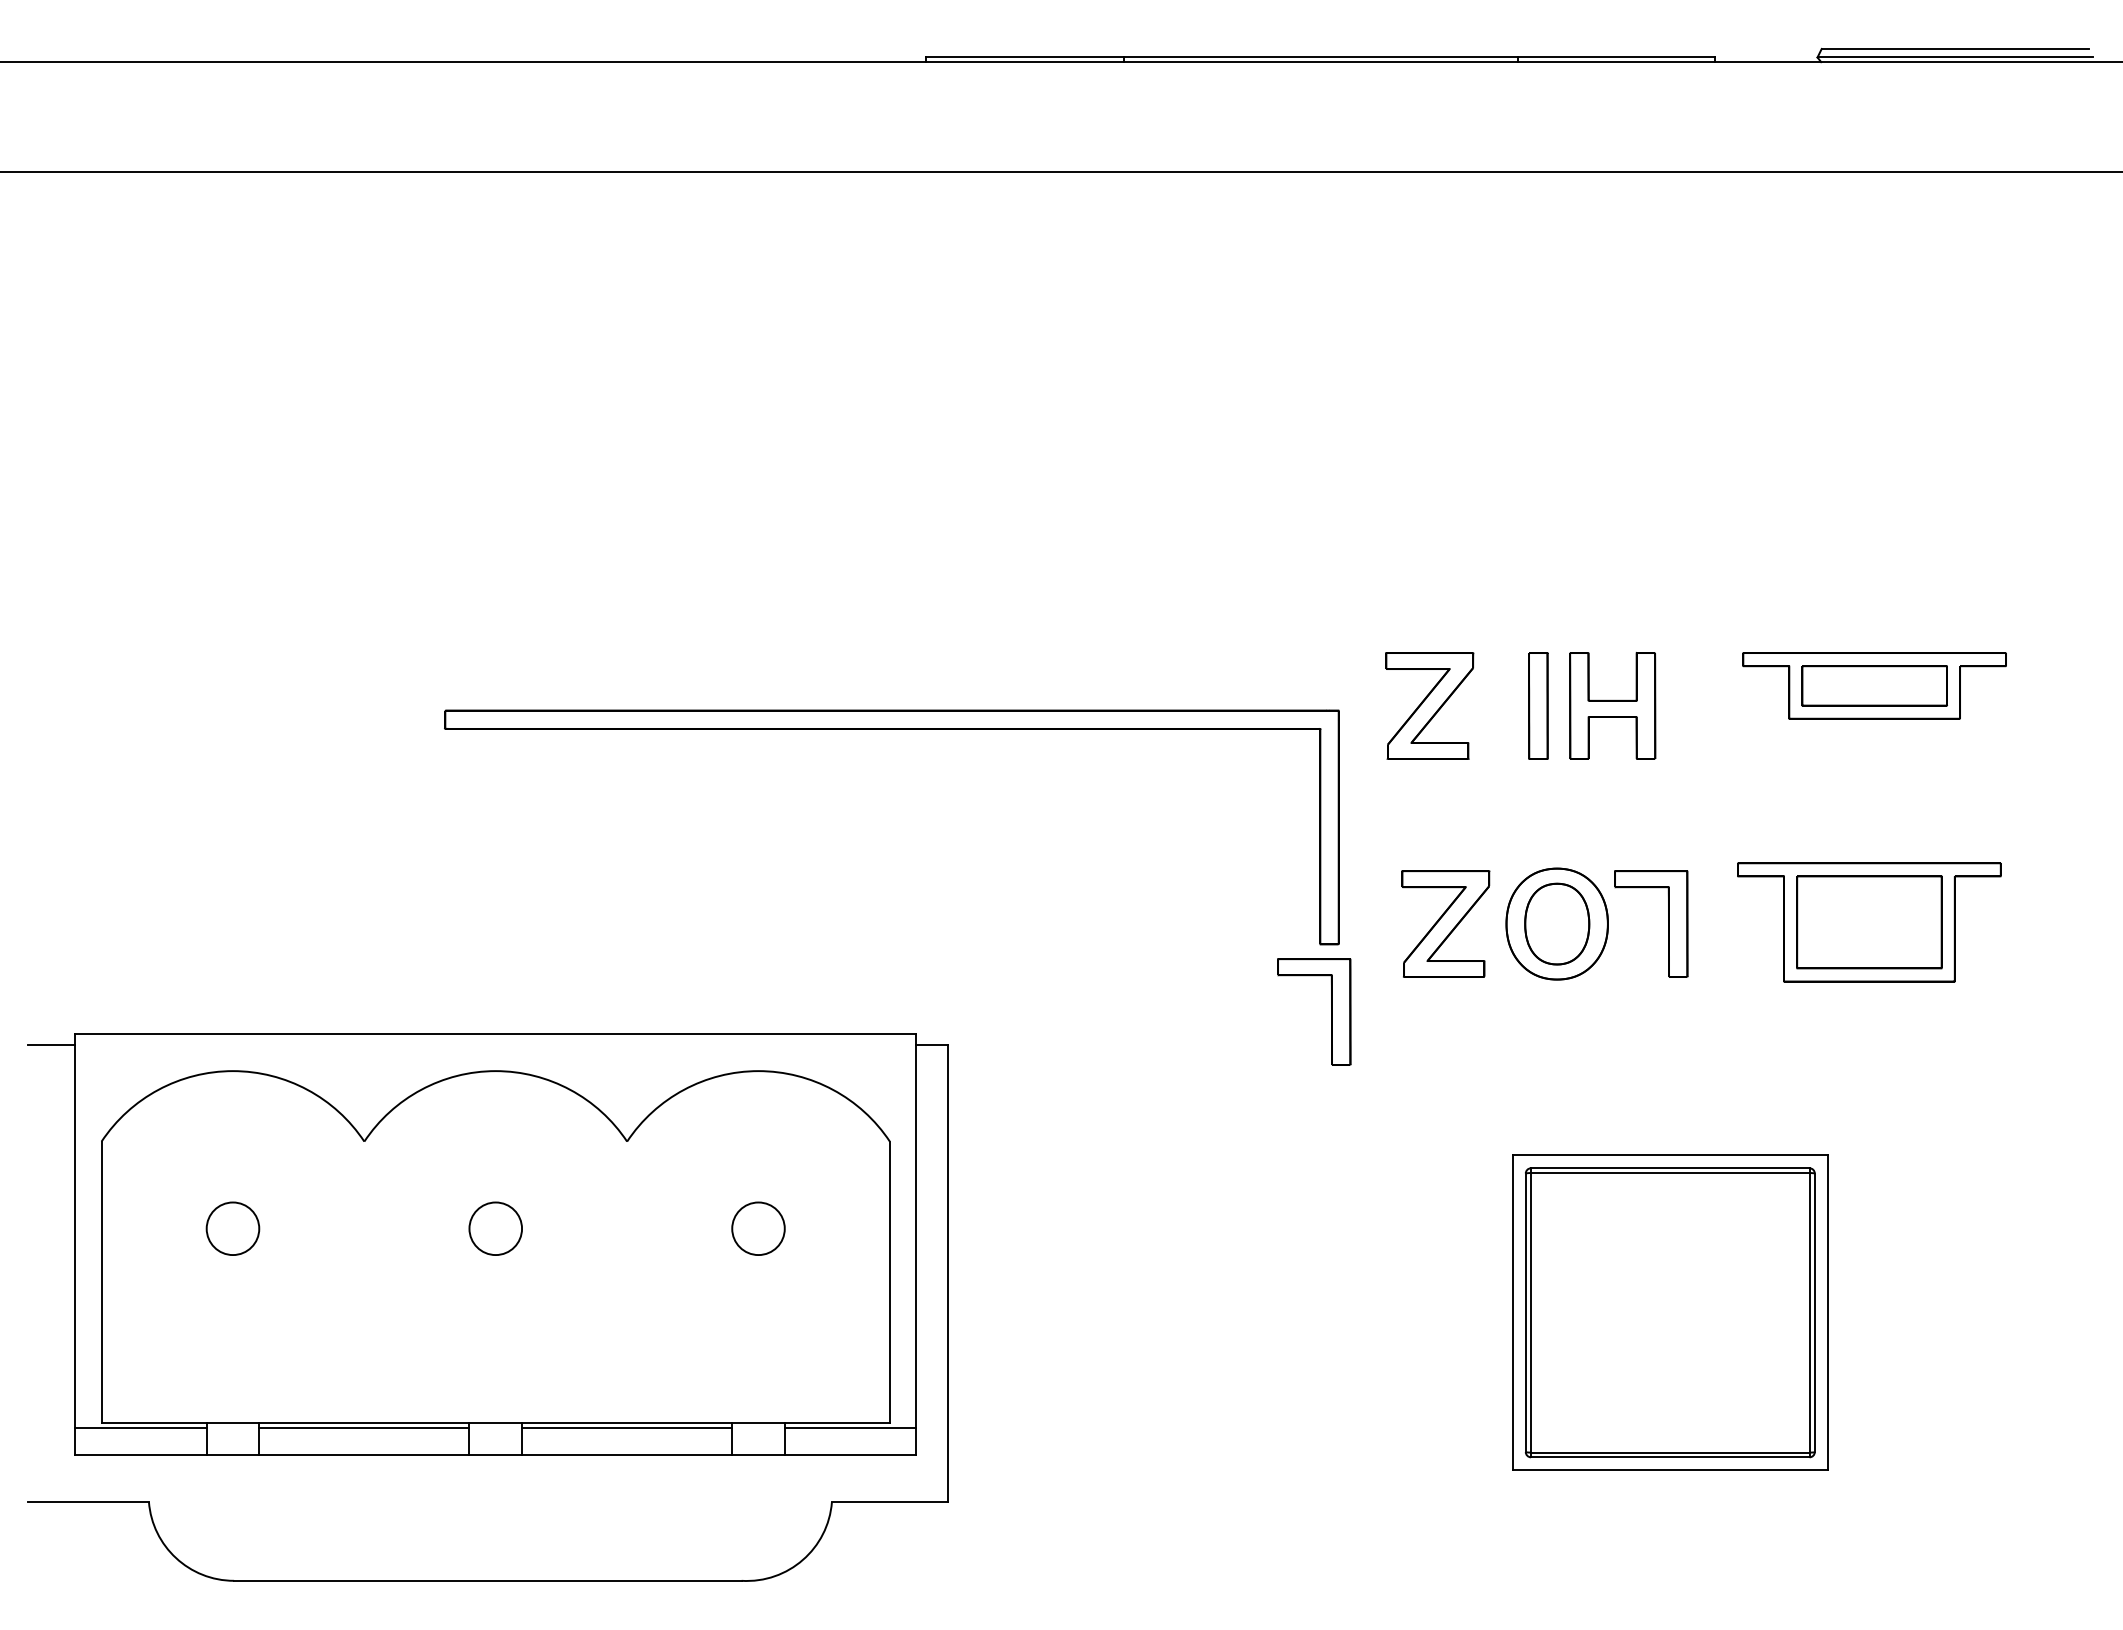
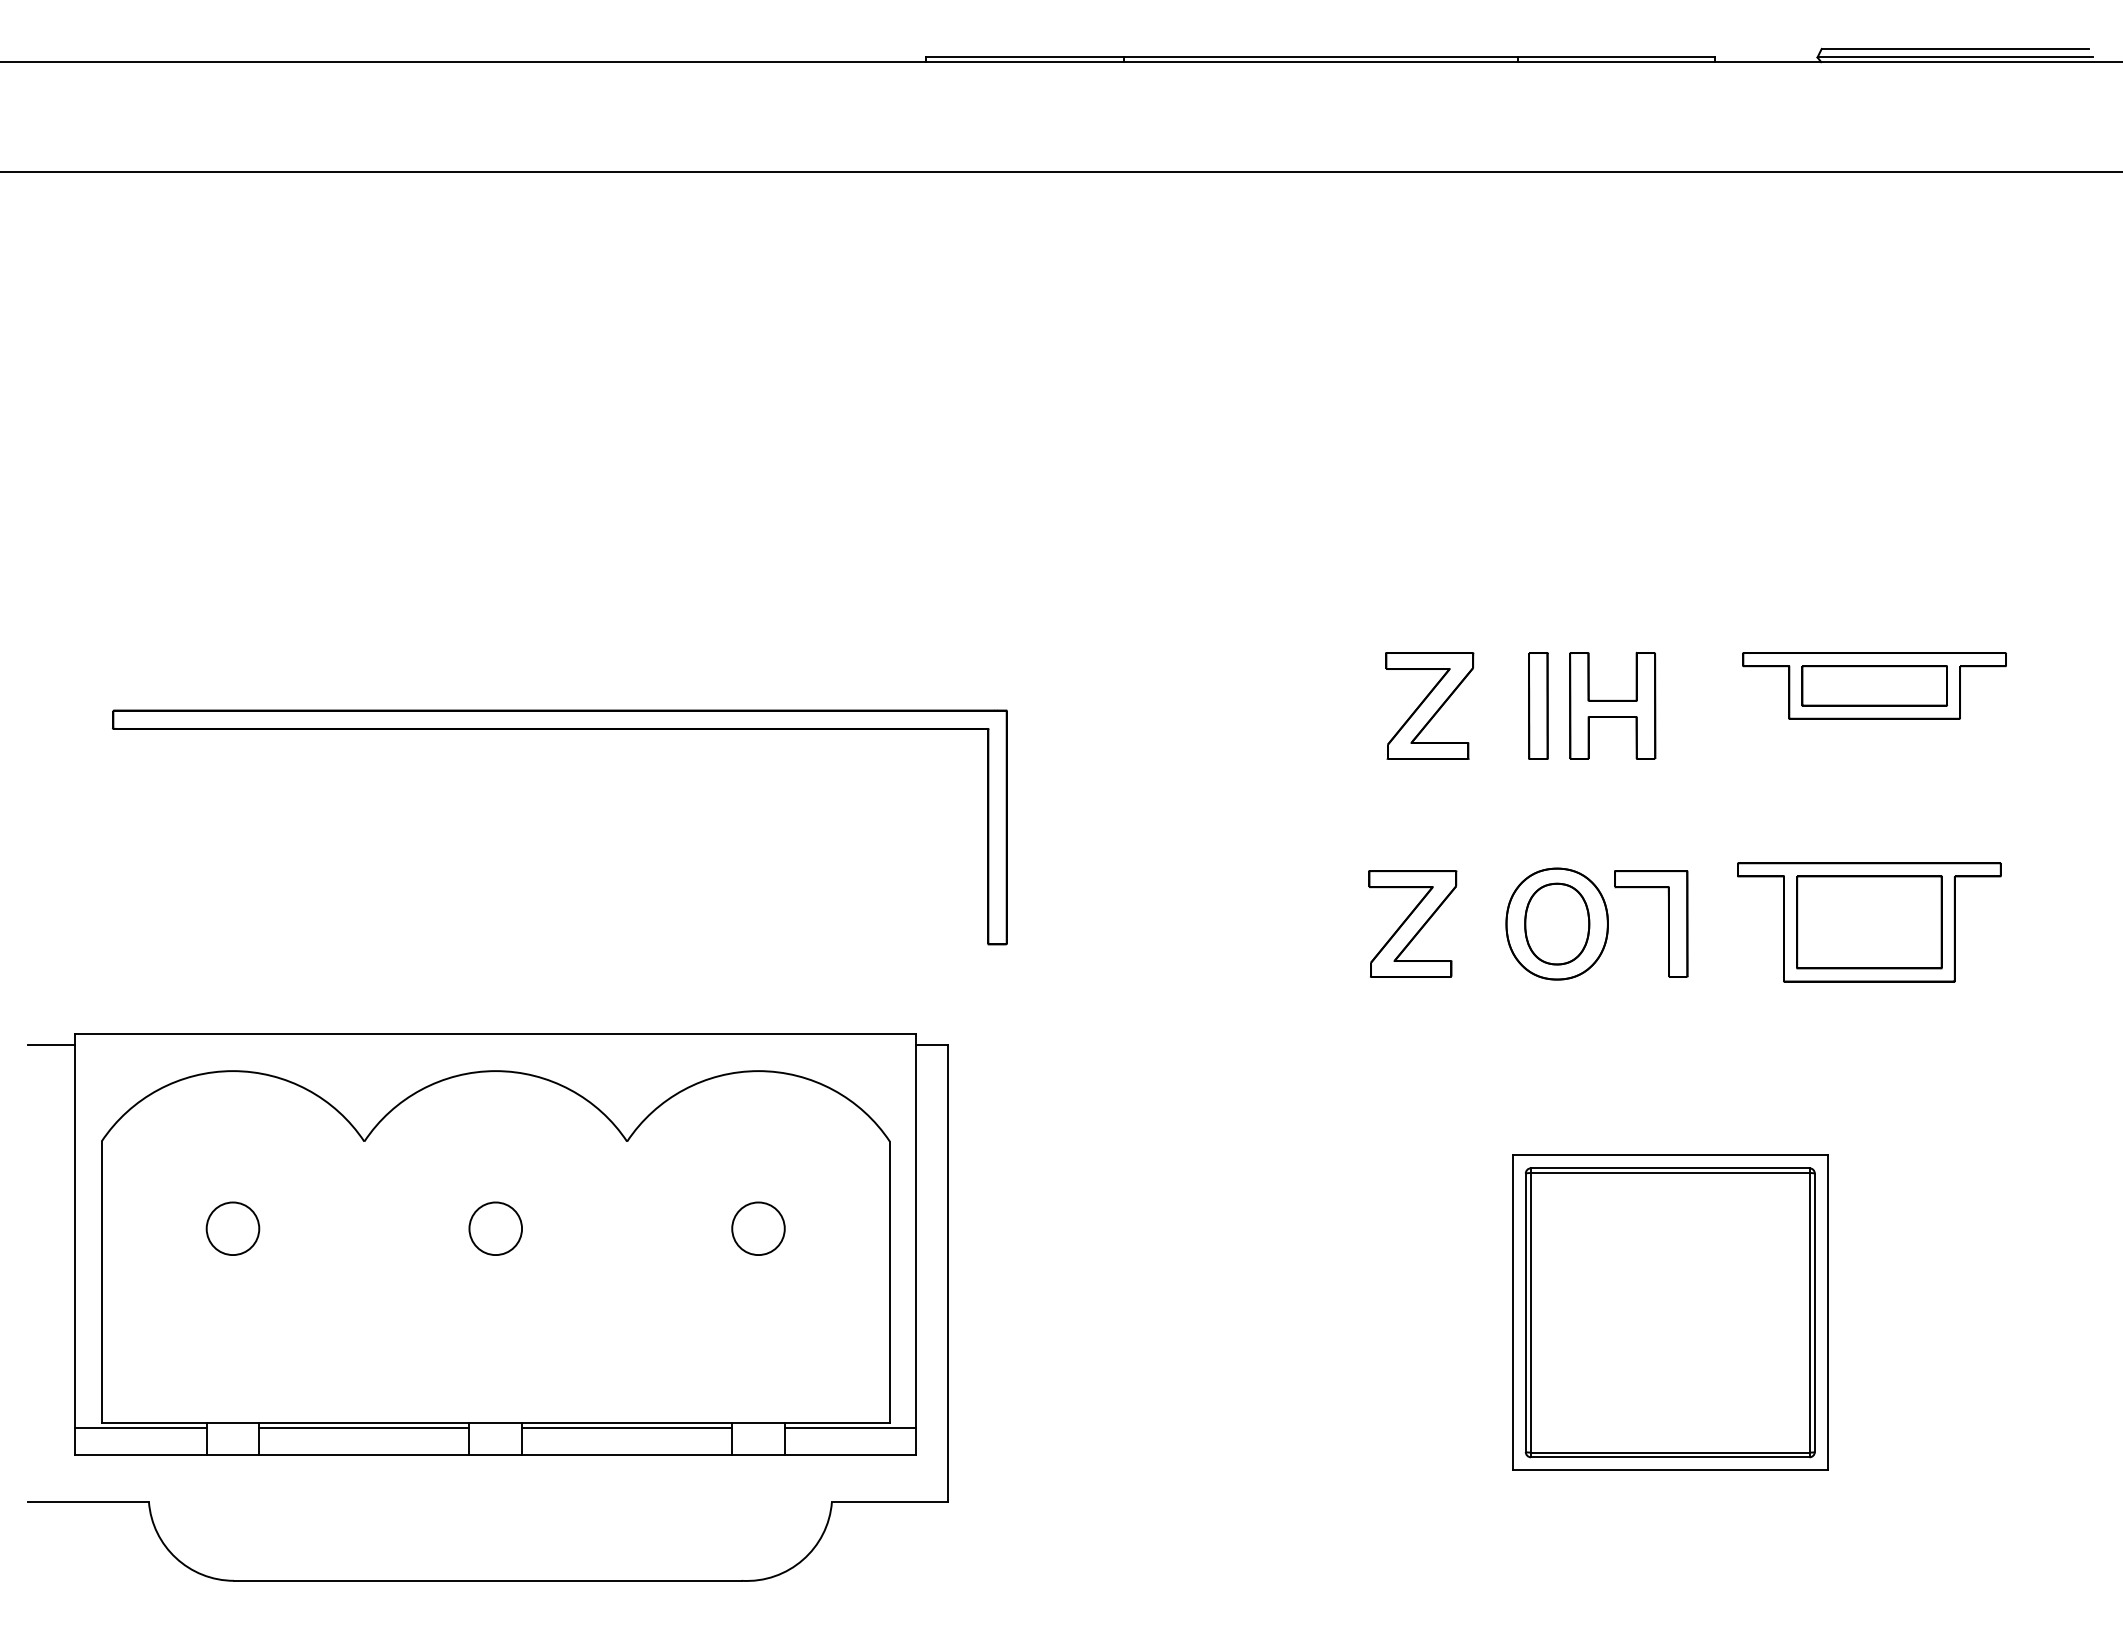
part position: (891, 729) -> (559, 729) (559, 729)
part position: (1445, 923) -> (1412, 923) (1412, 923)
part: present -> none (1331, 1011)
